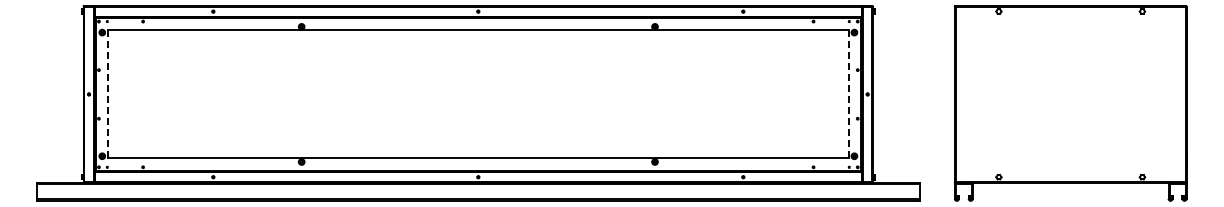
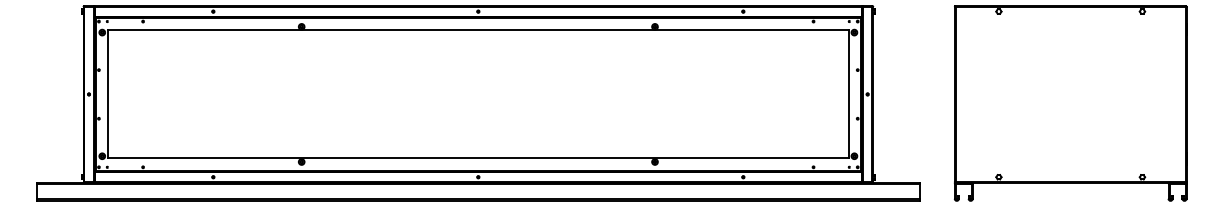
line: dashed -> solid (848, 93)
line: dashed -> solid (107, 94)
